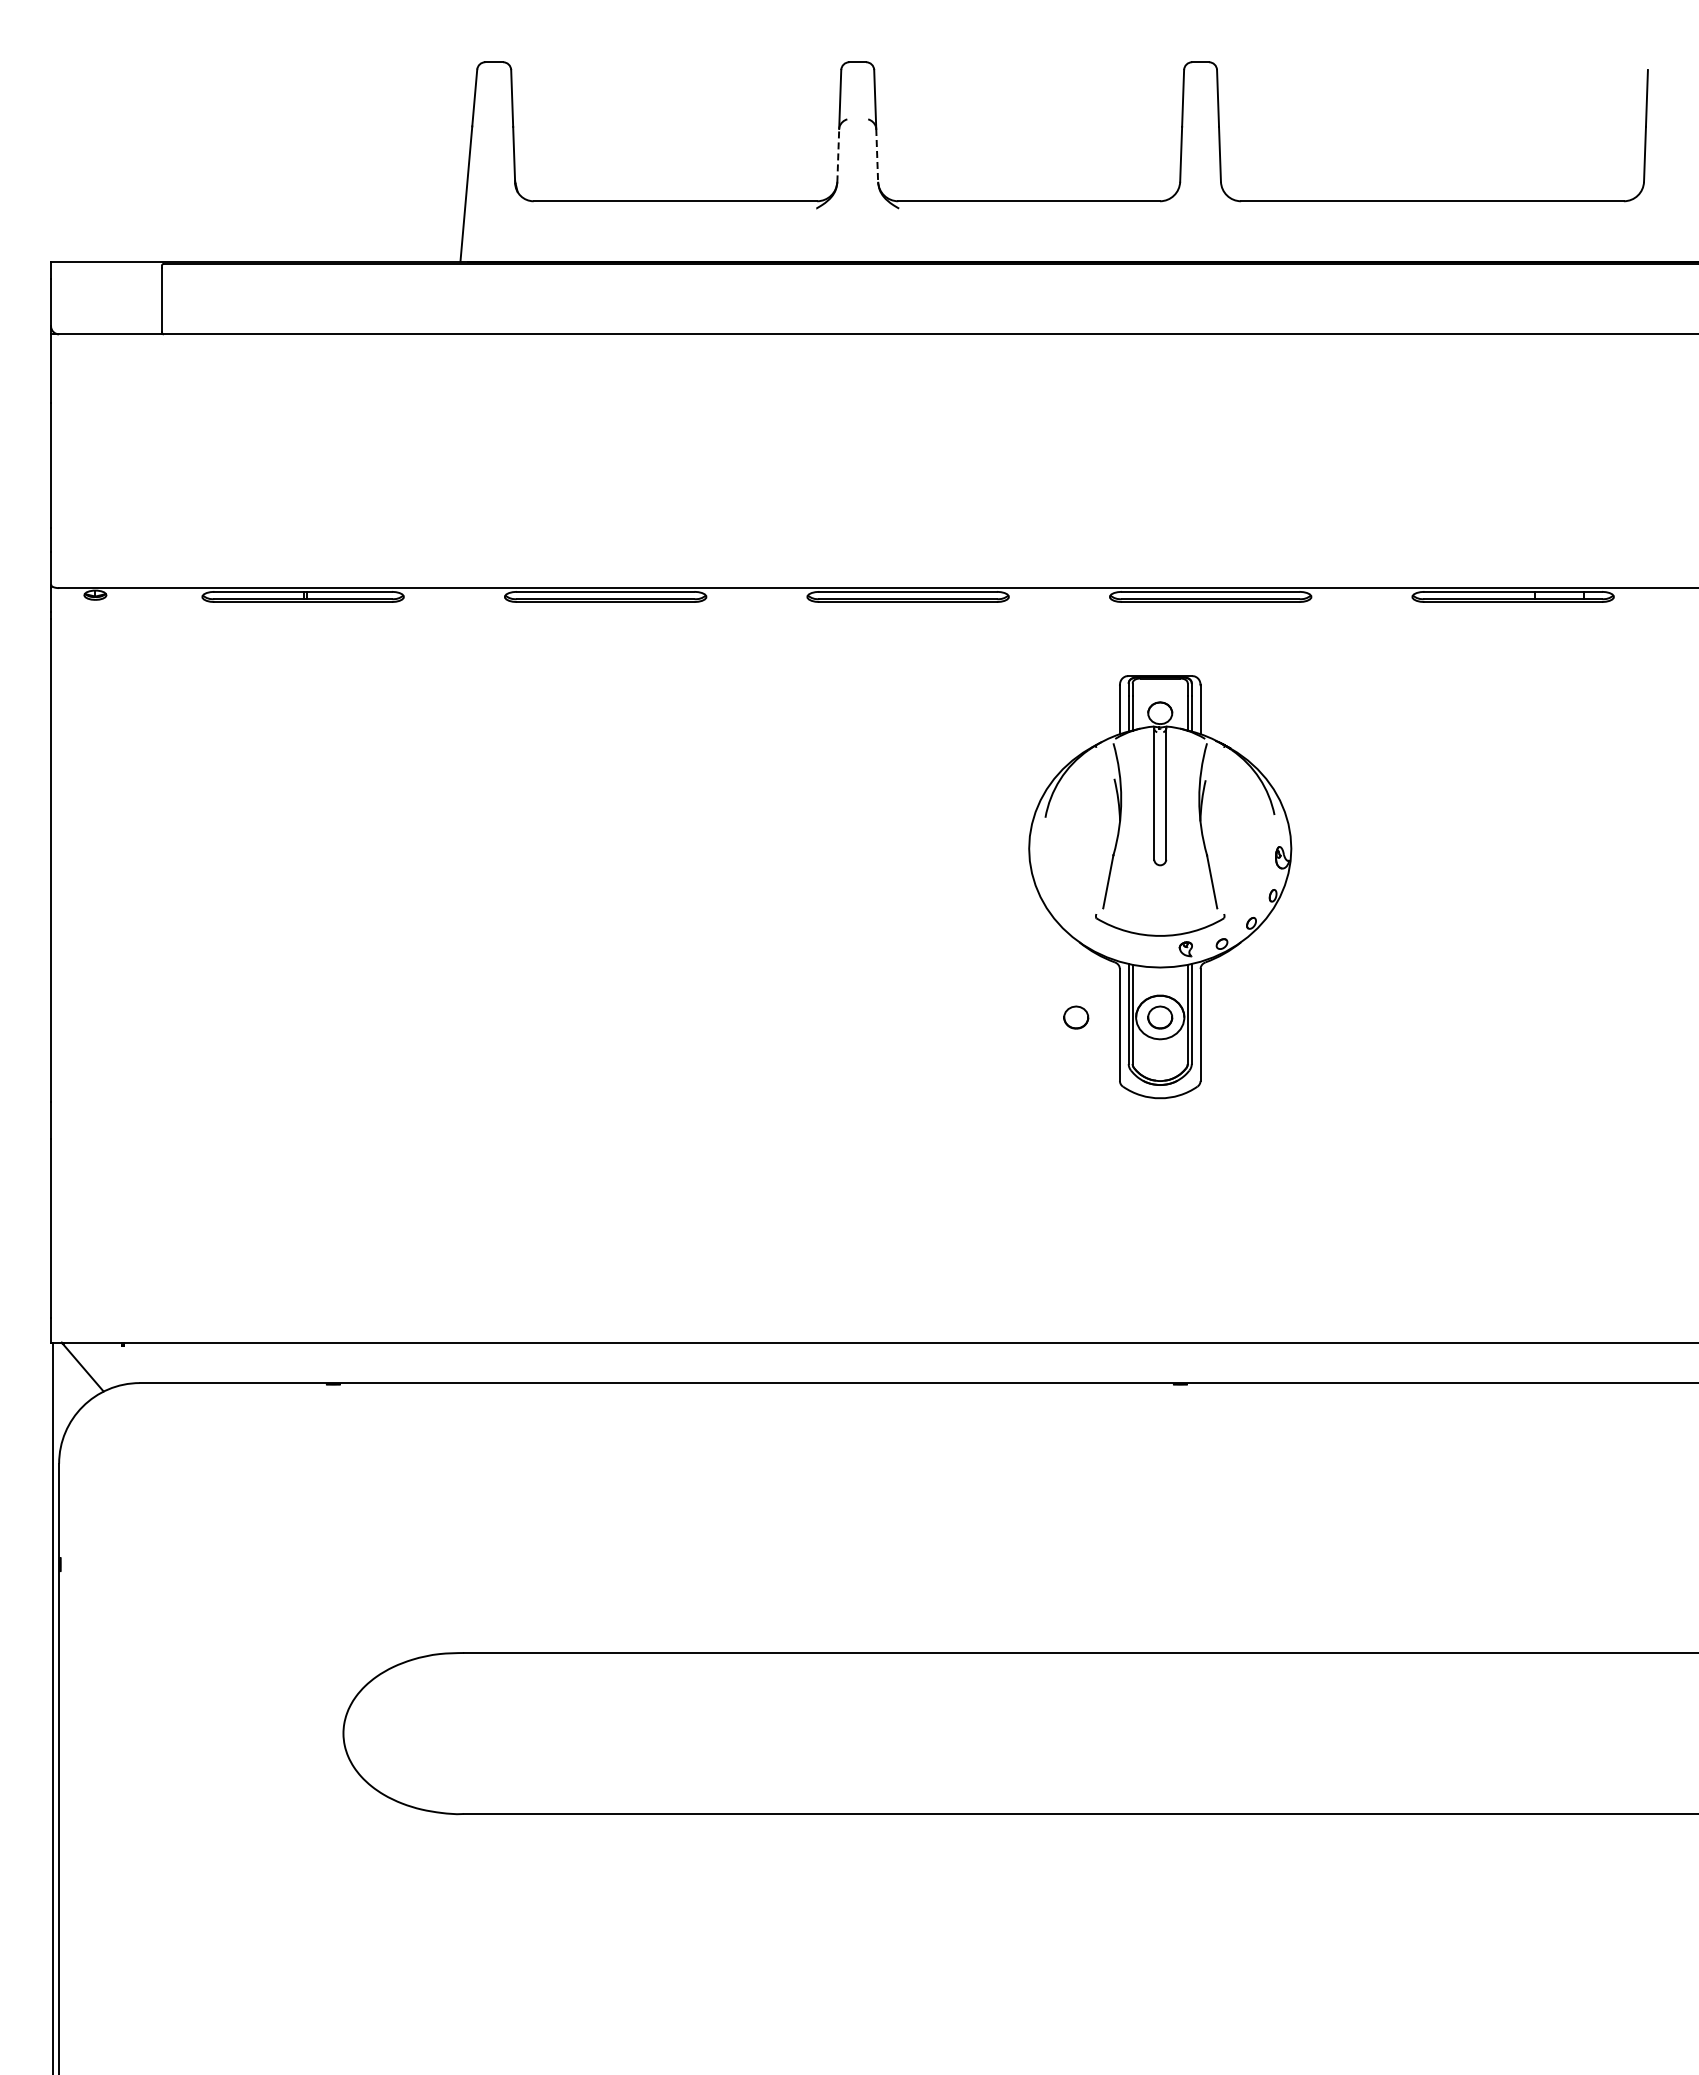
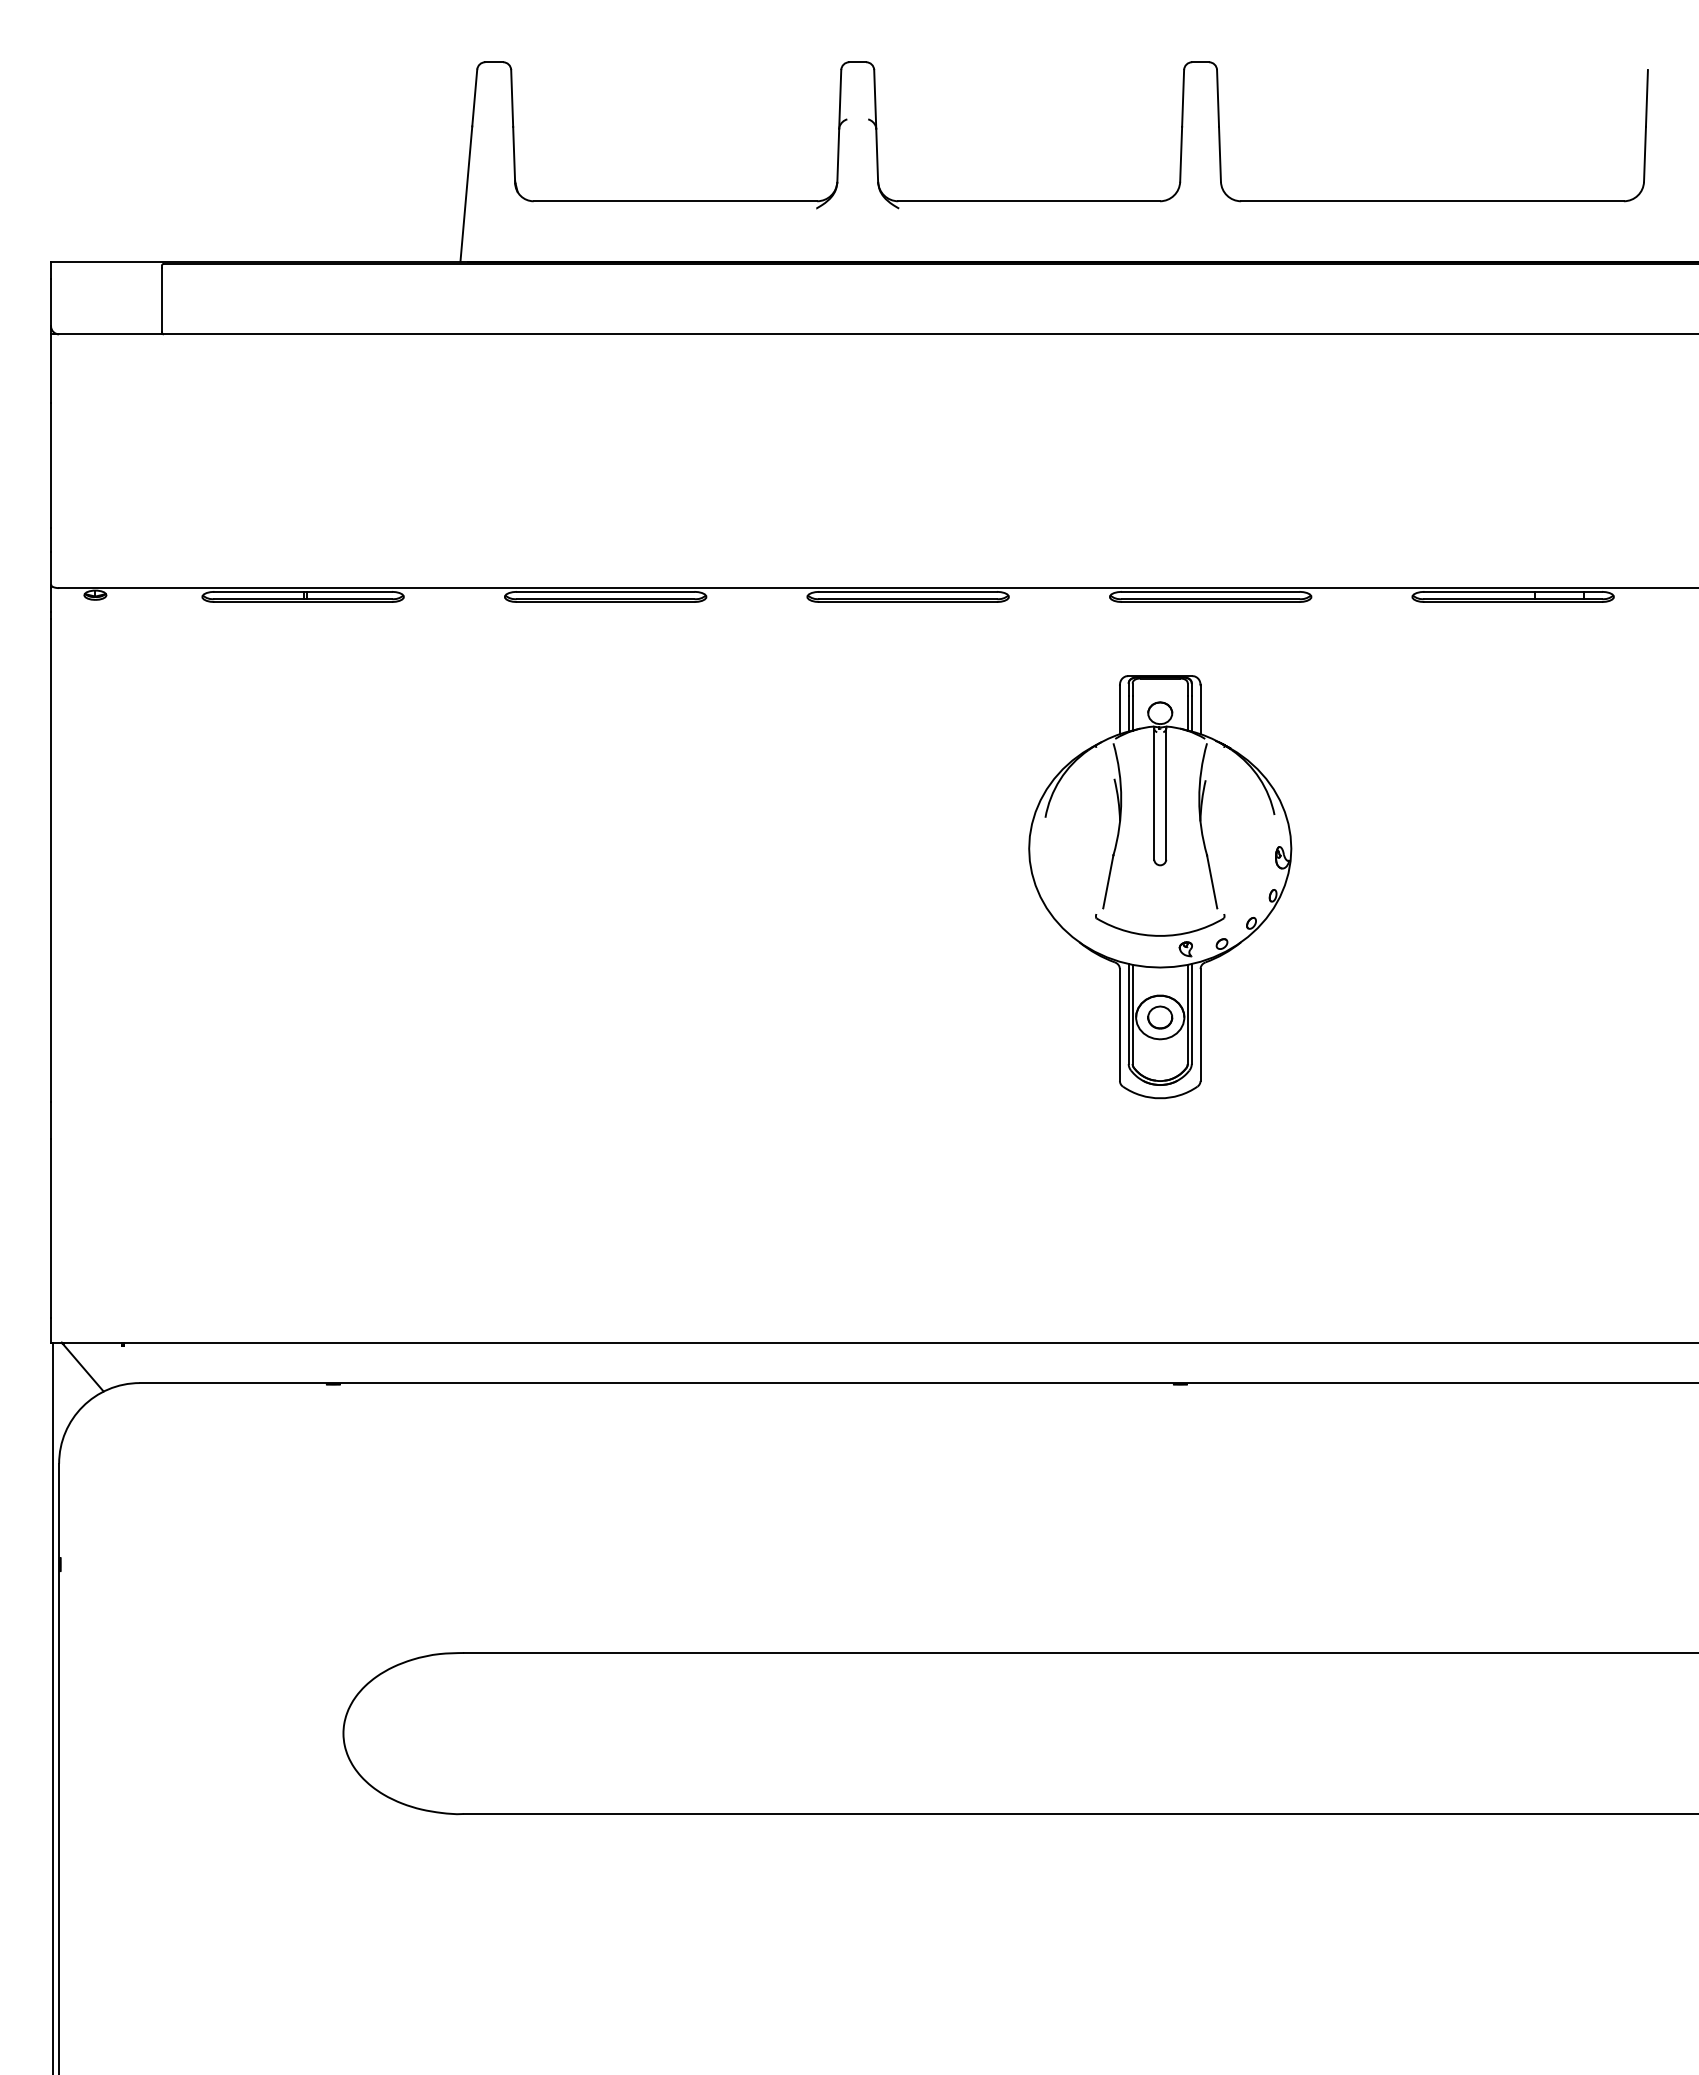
line: dashed -> solid (838, 155)
line: dashed -> solid (877, 155)
part: present -> none (1076, 1017)
